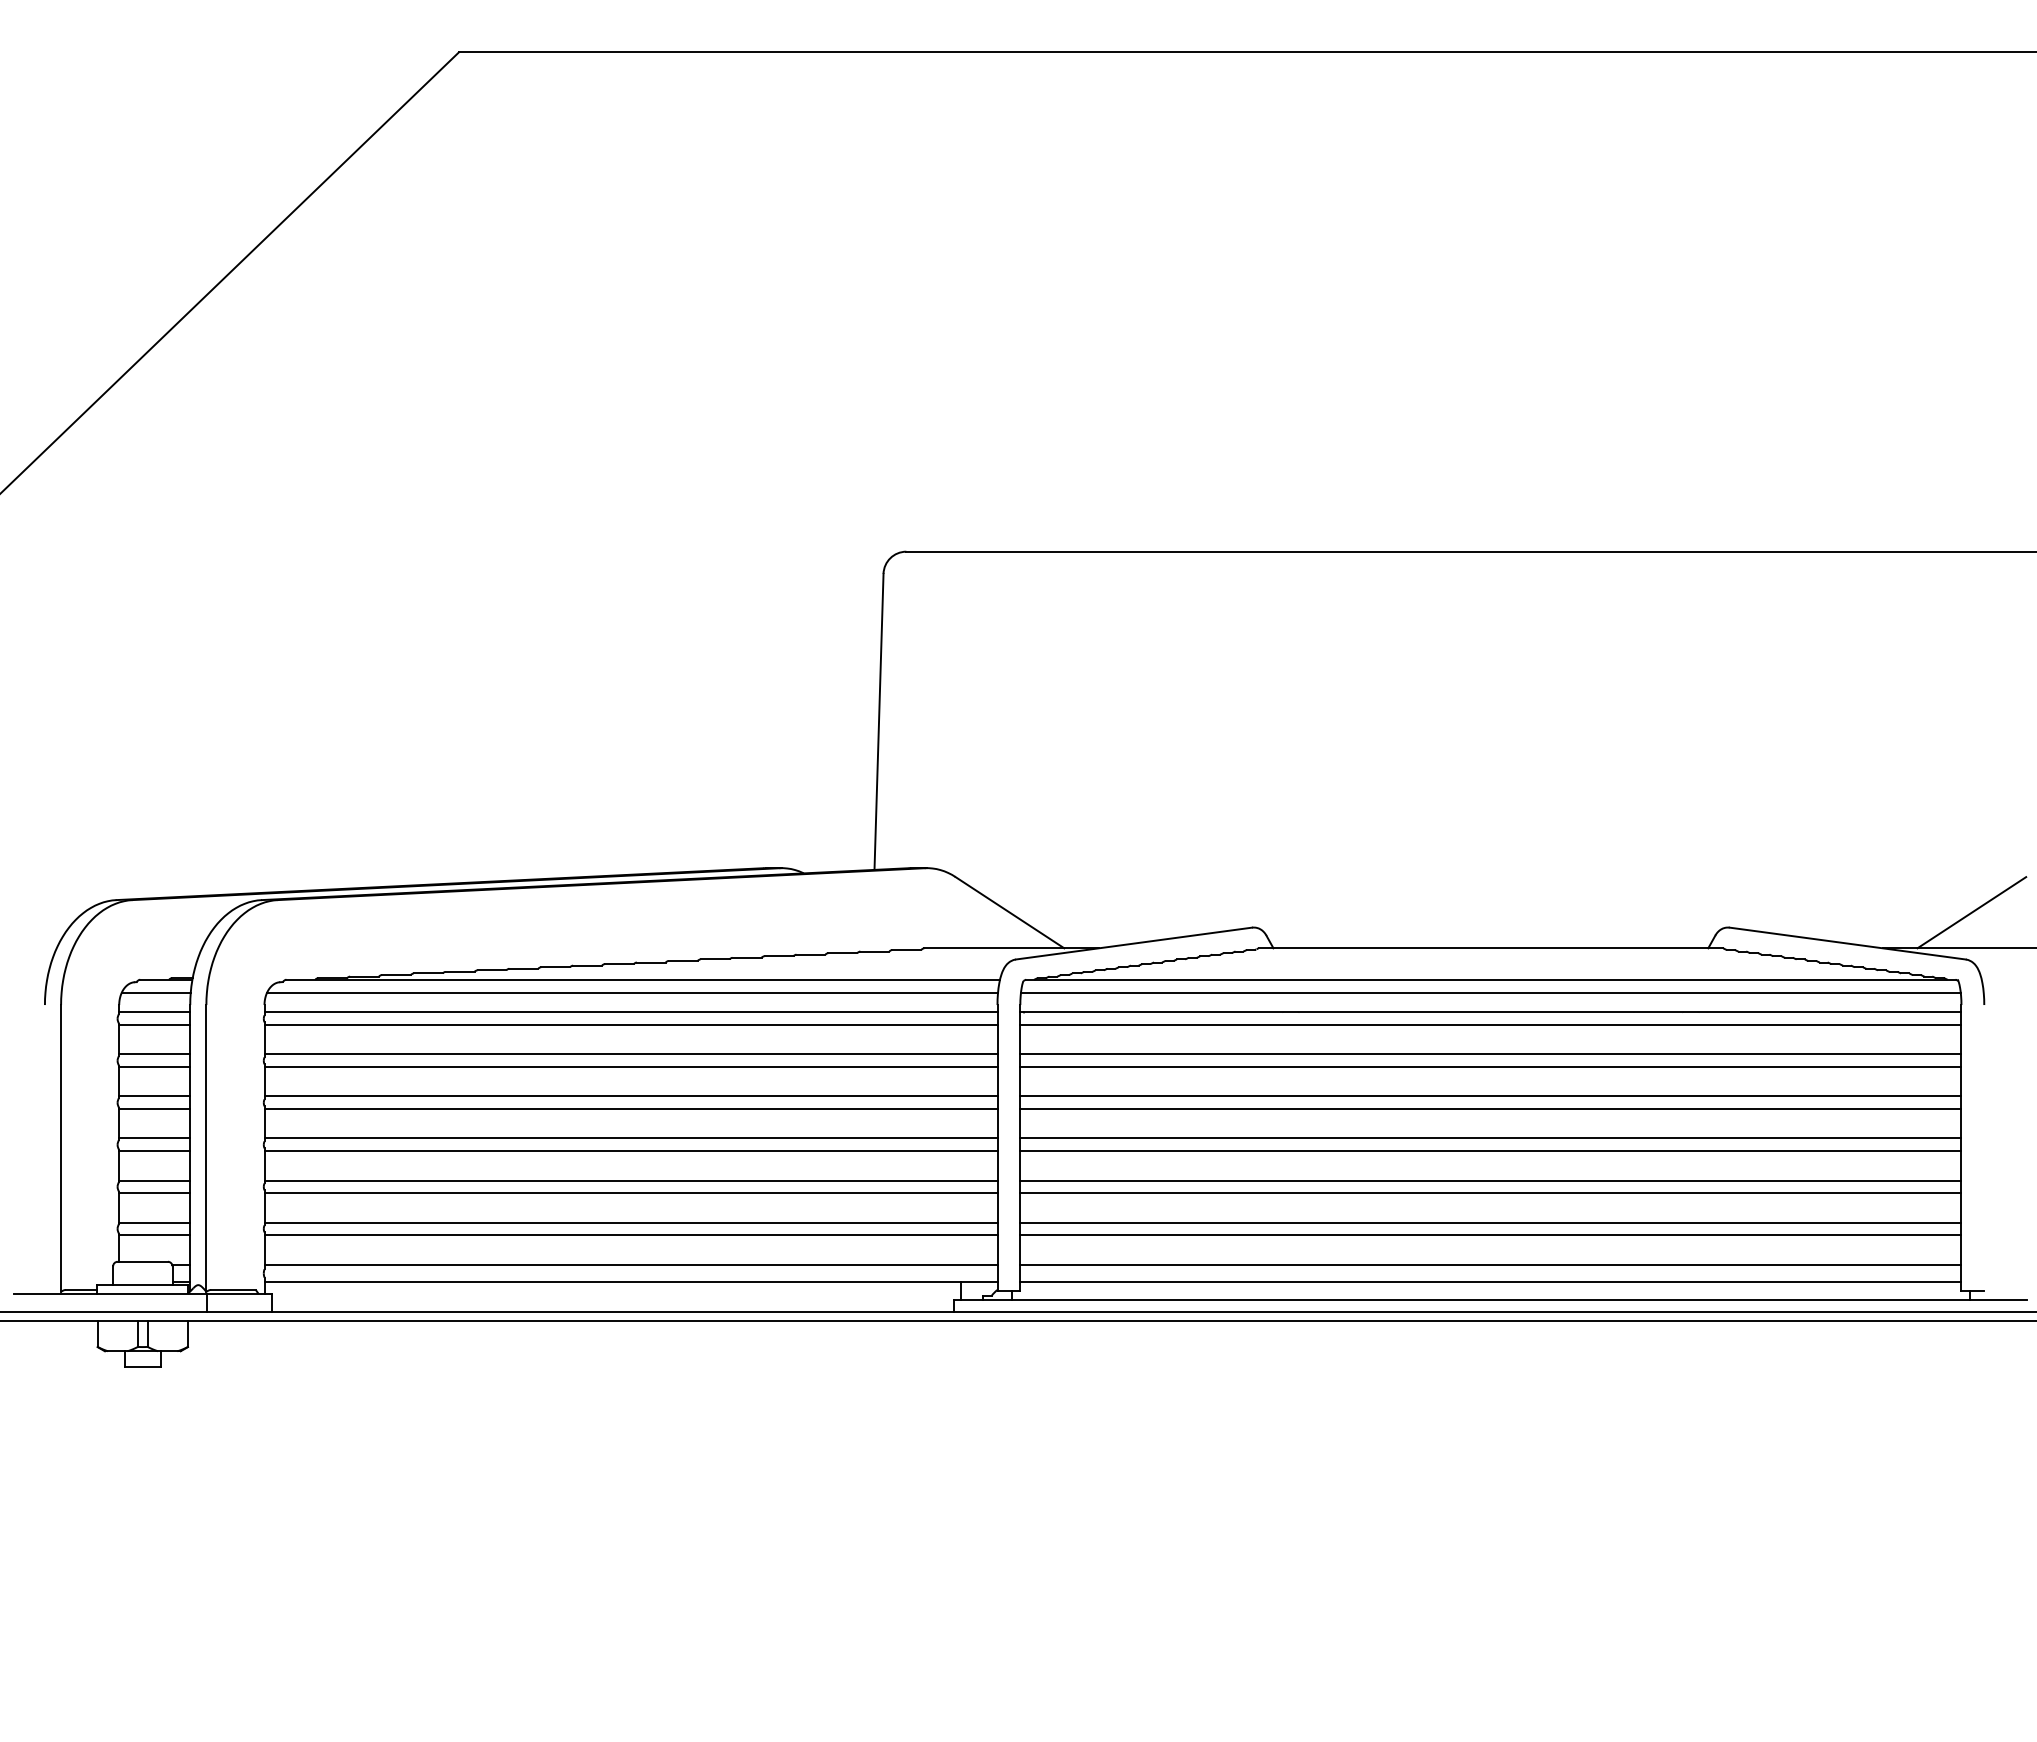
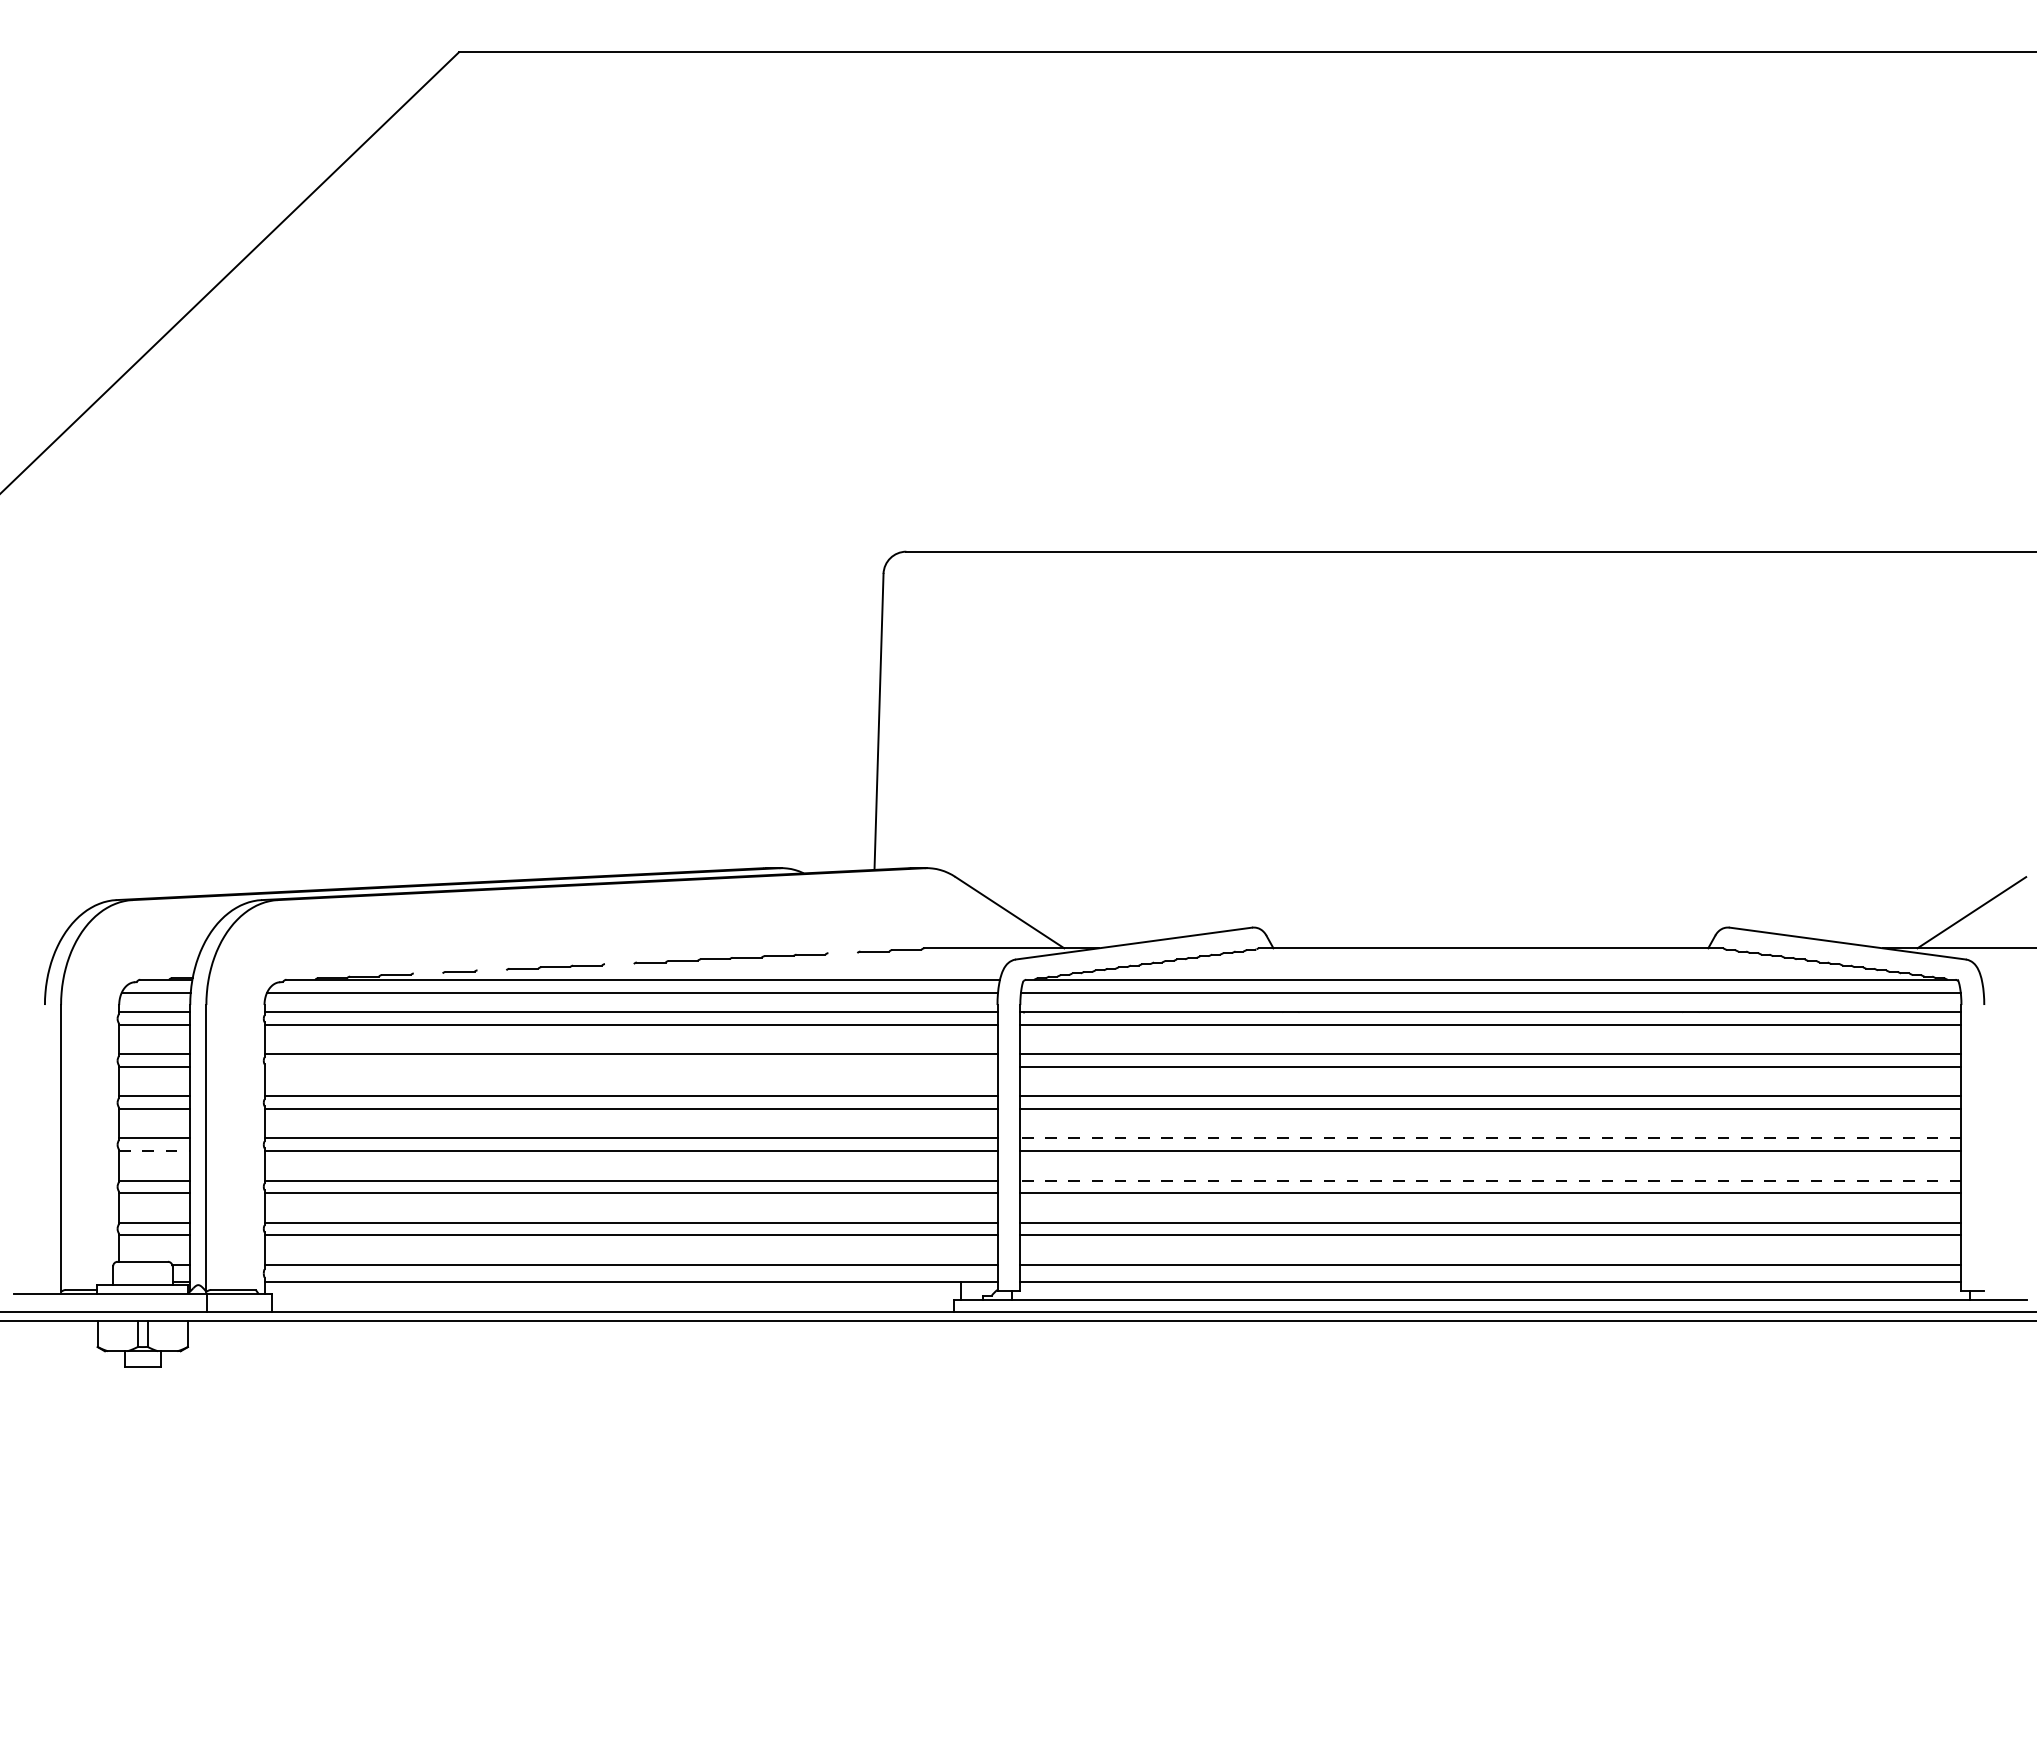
line: present -> none (842, 953)
line: present -> none (619, 964)
line: present -> none (491, 970)
line: present -> none (427, 973)
line: present -> none (630, 1067)
line: solid -> dashed (1490, 1138)
line: solid -> dashed (154, 1151)
line: solid -> dashed (1490, 1180)
